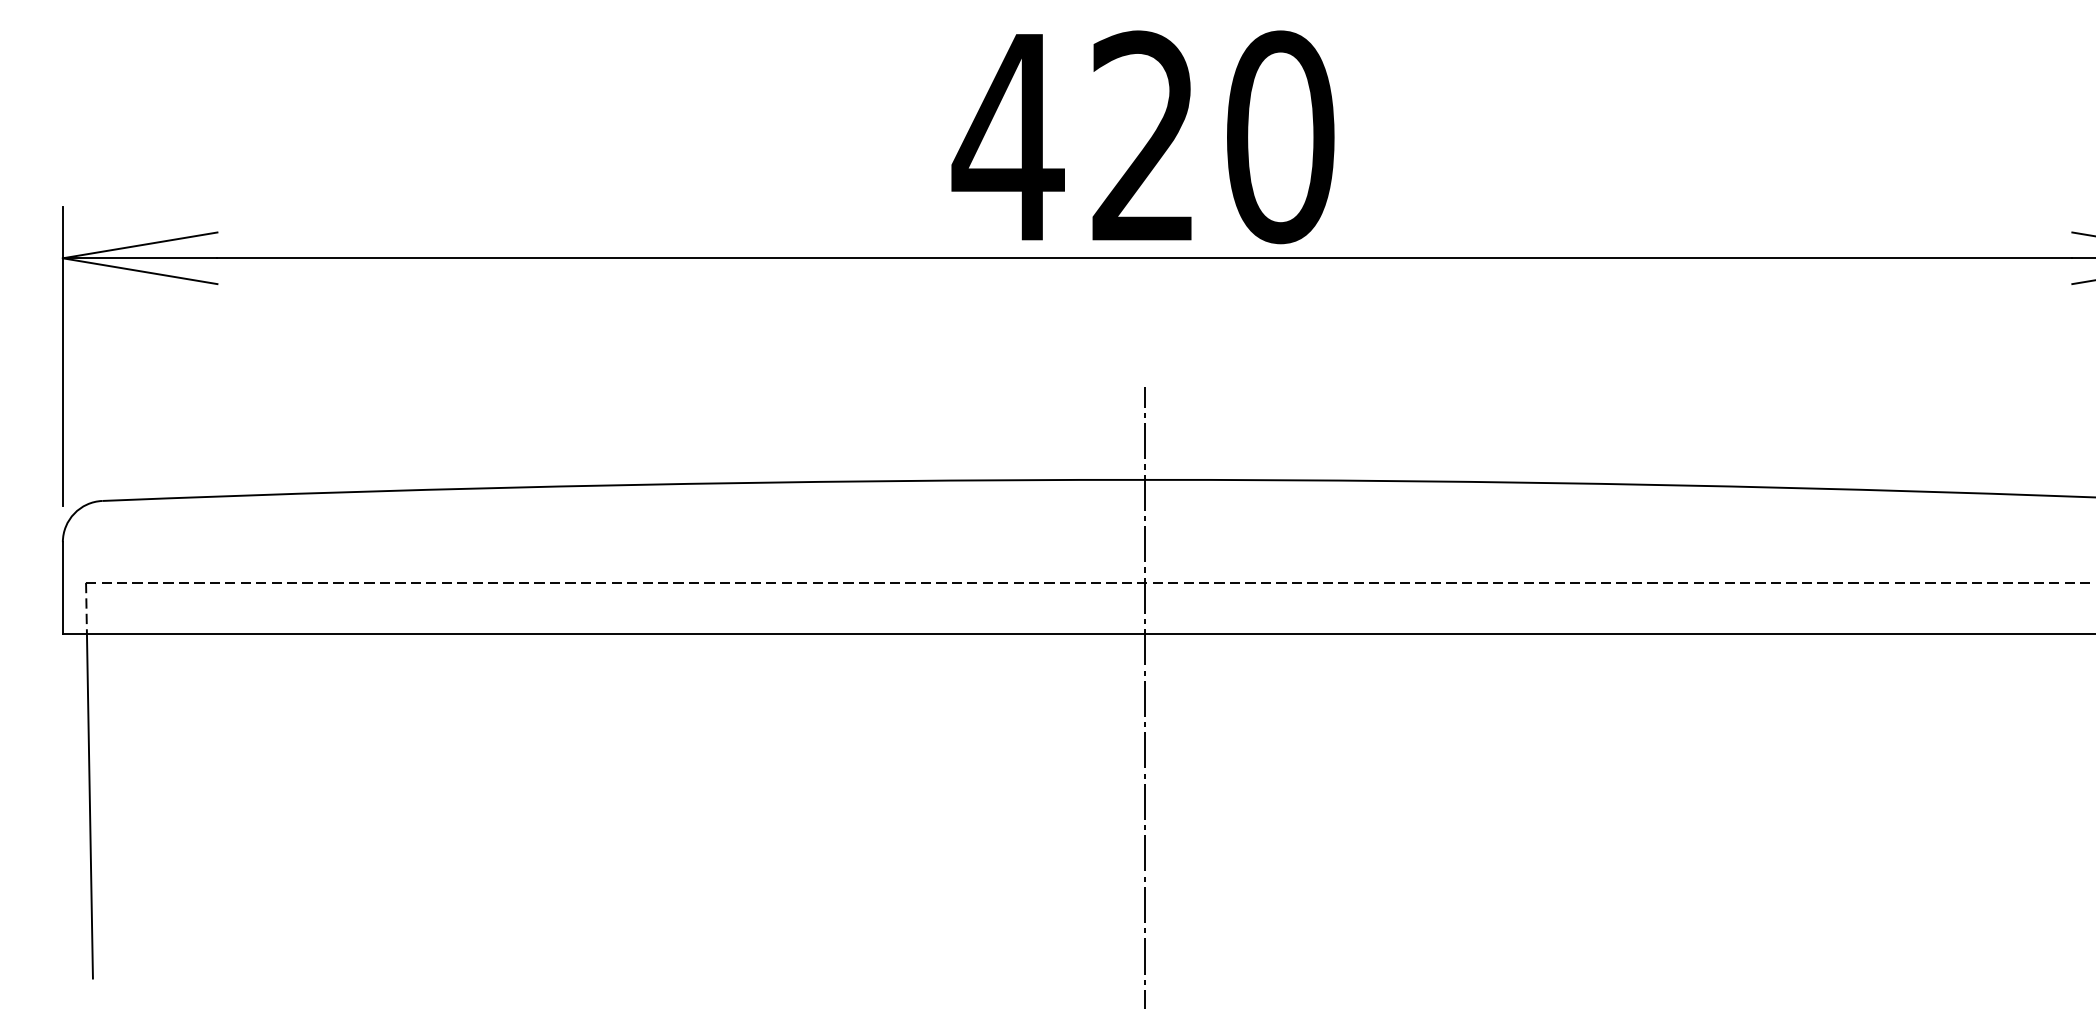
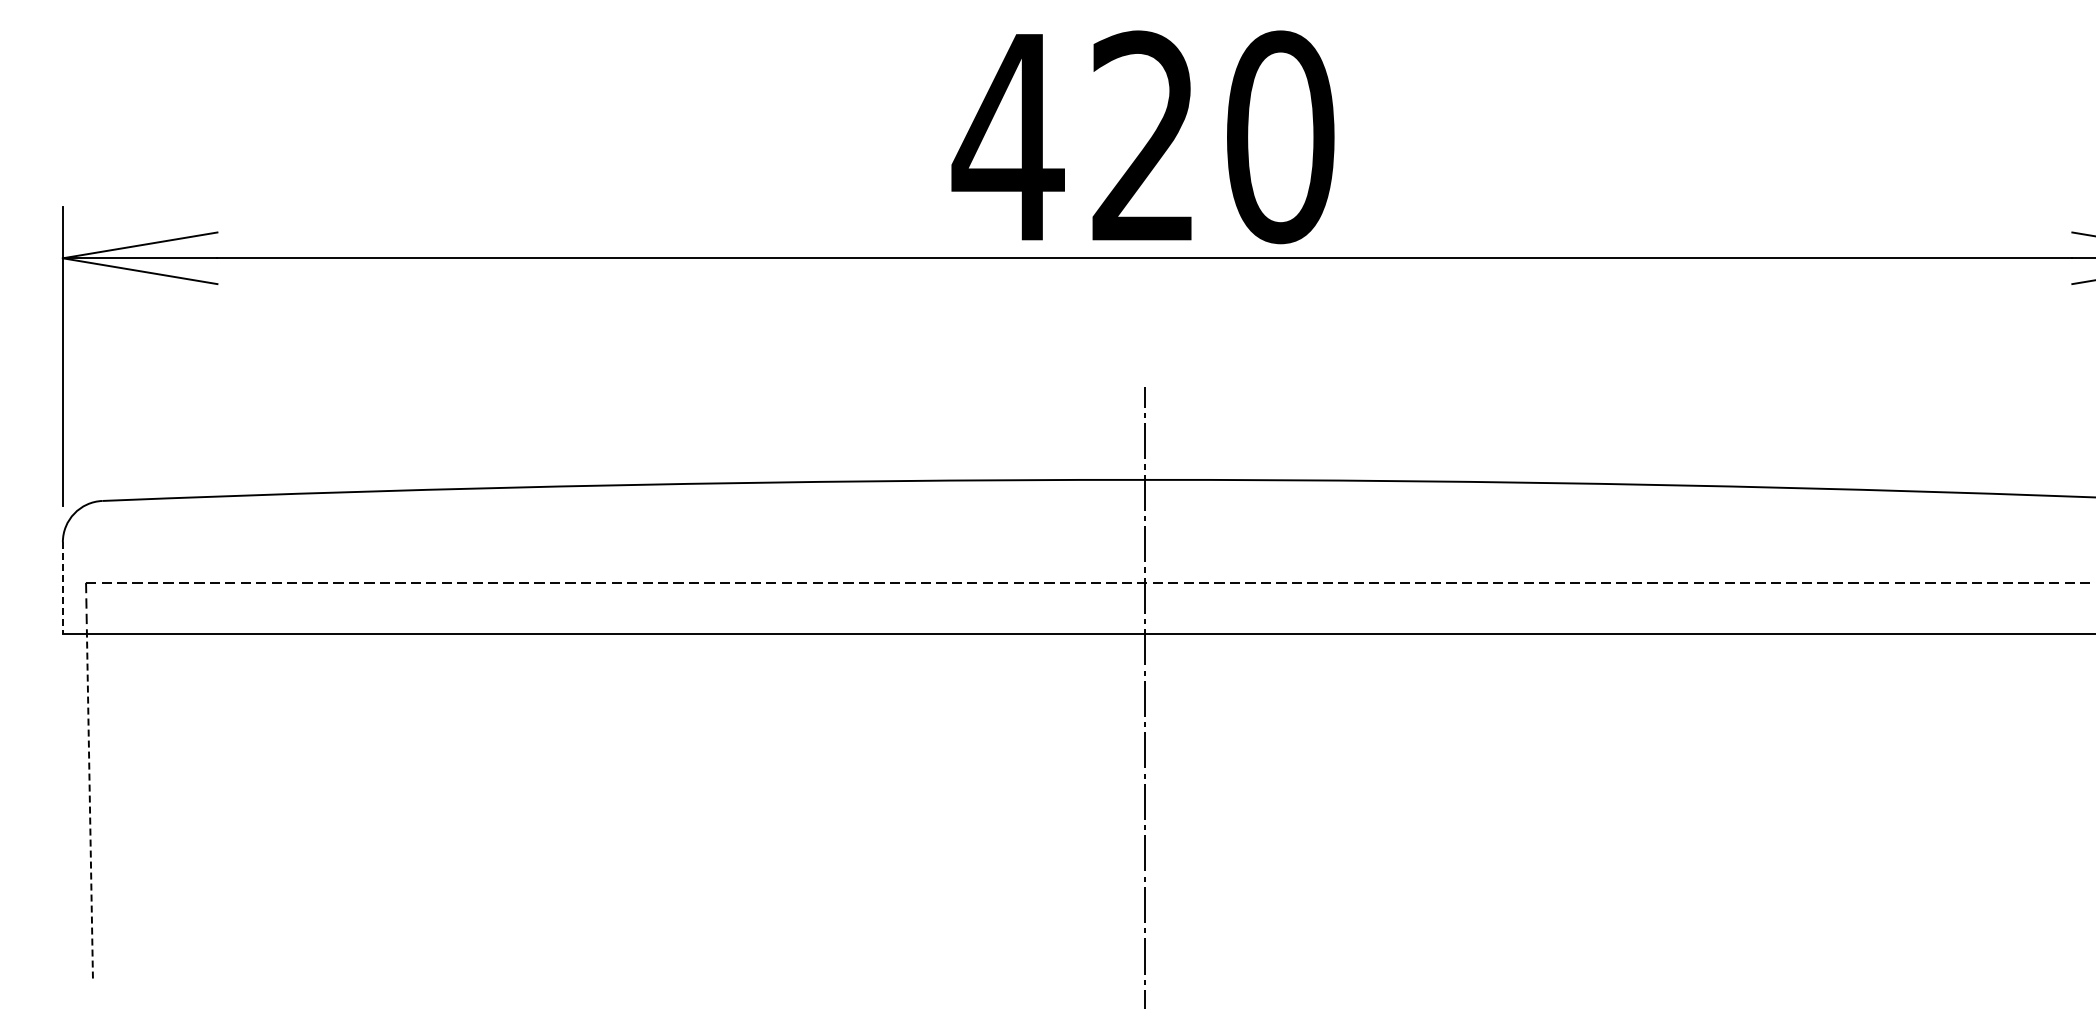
line: solid -> dashed (62, 588)
line: solid -> dashed (89, 806)
